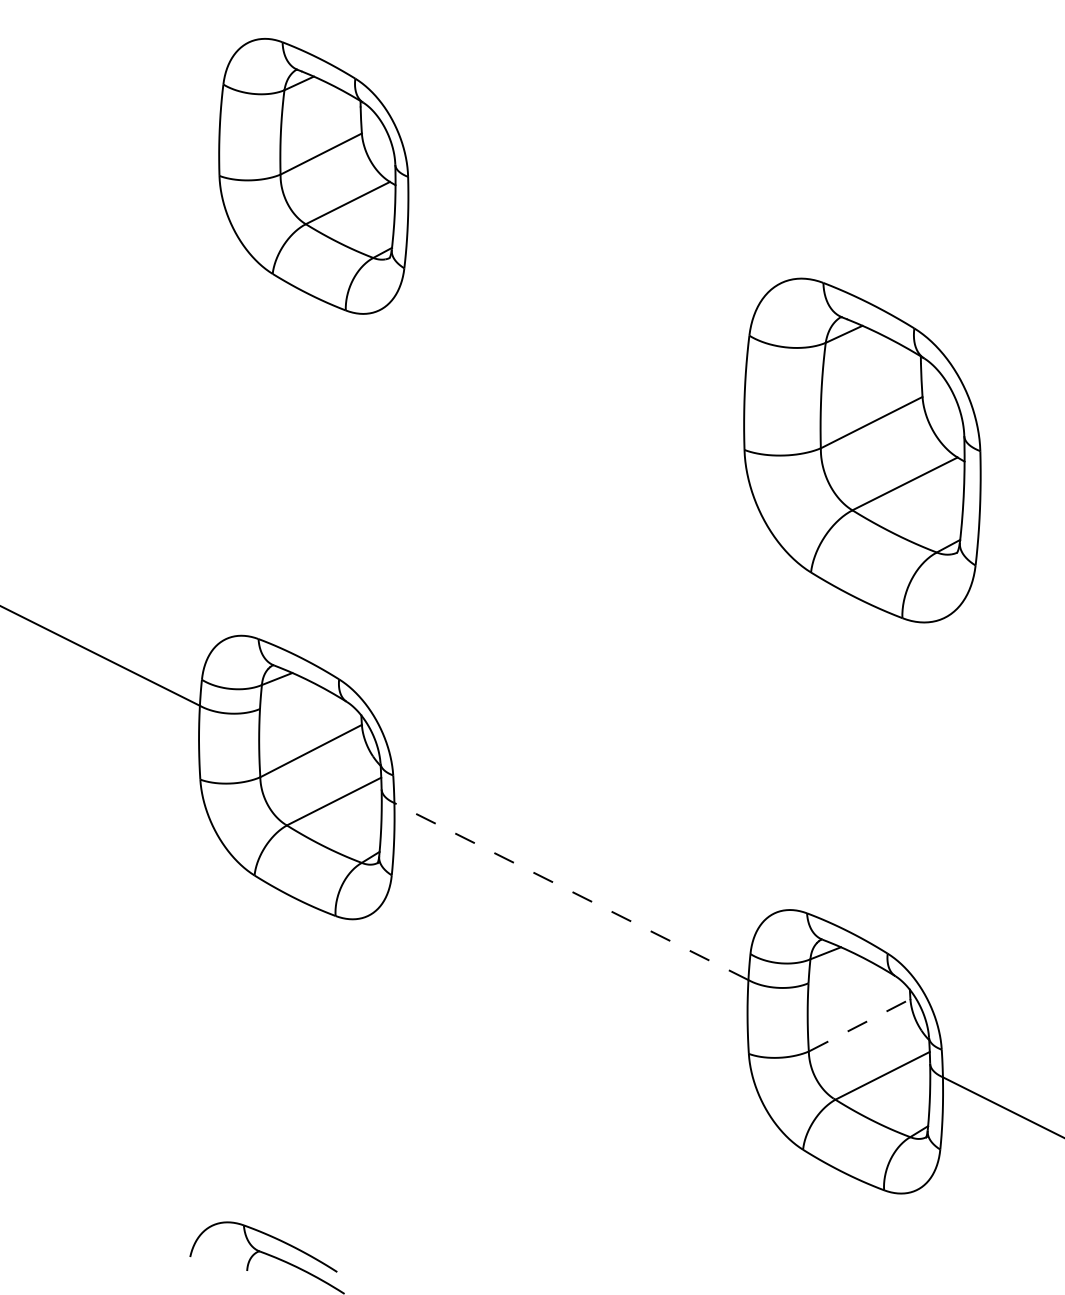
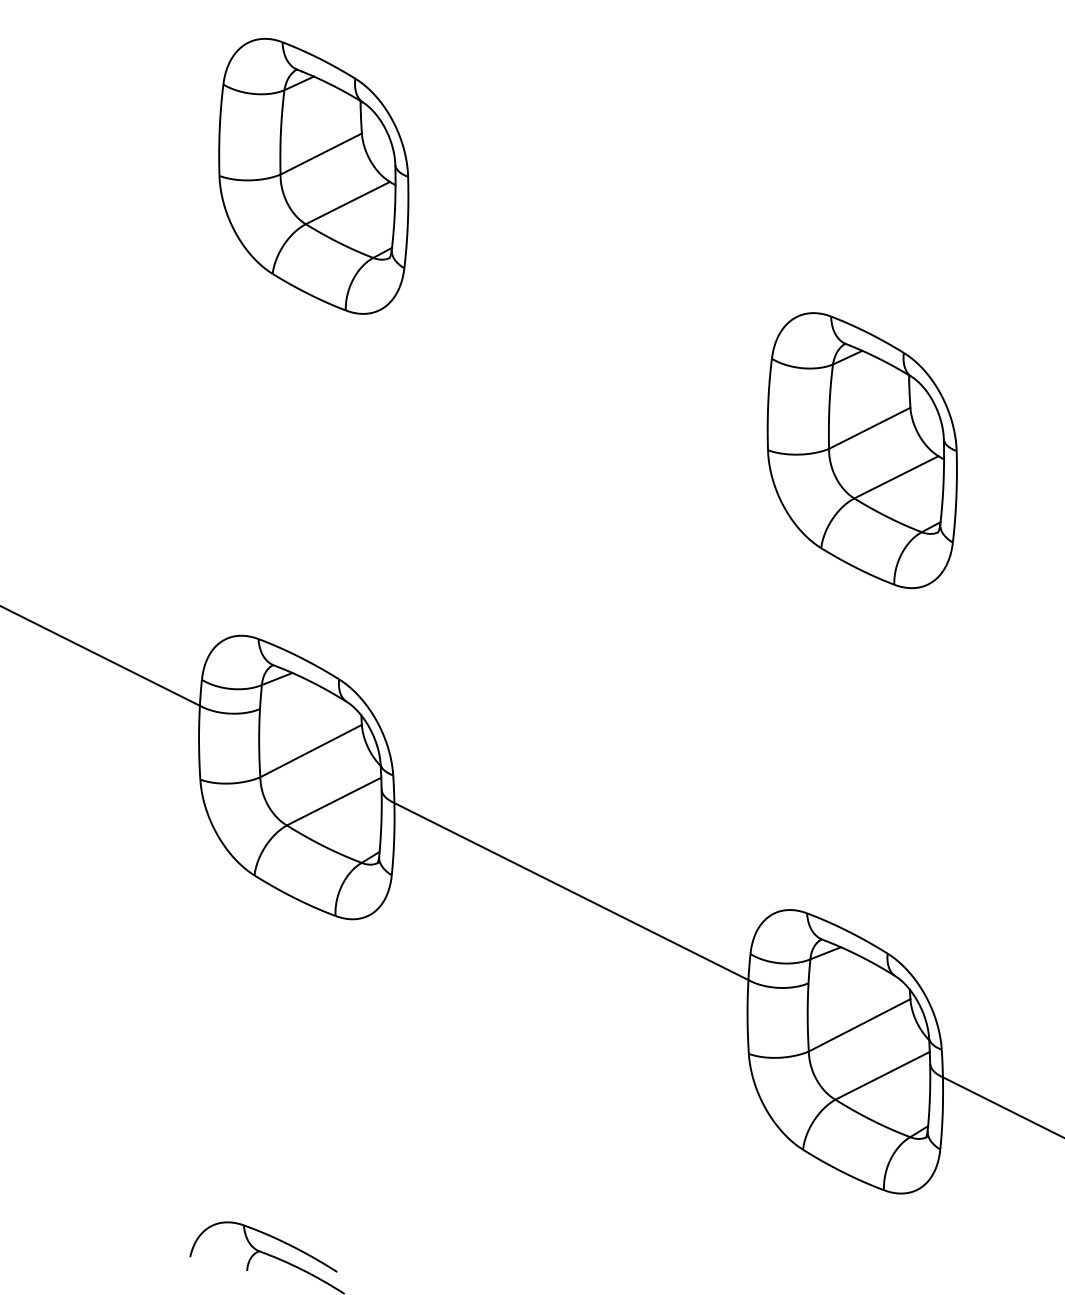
part size: 239x347 px -> 192x278 px (861, 450)
line: dashed -> solid (571, 891)
line: dashed -> solid (860, 1025)
